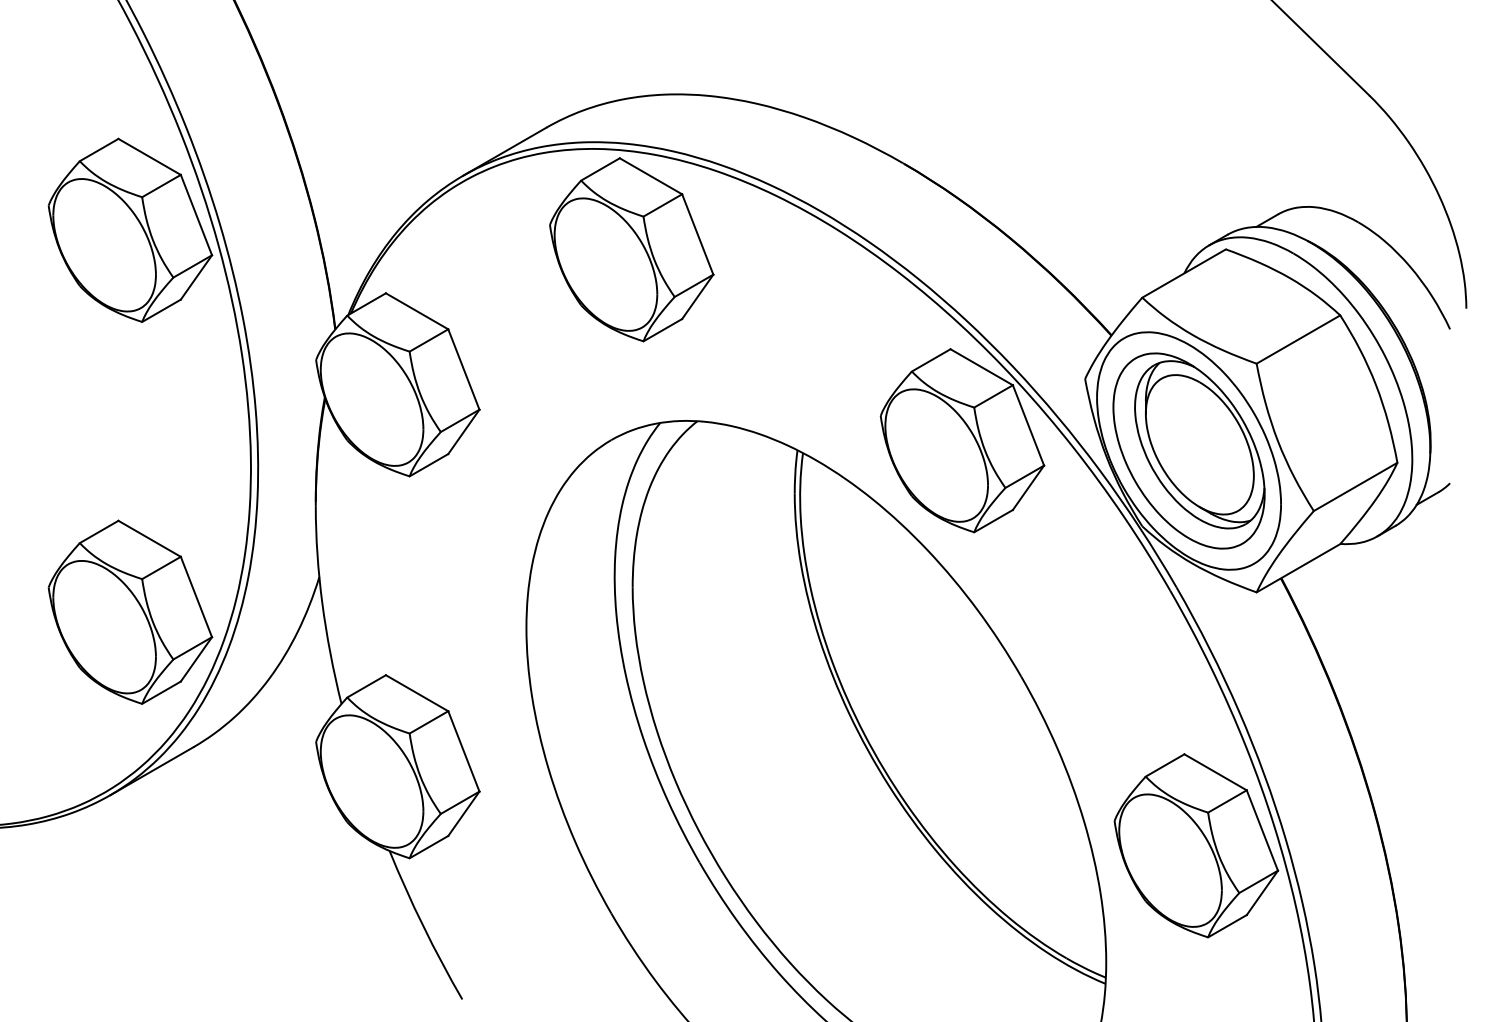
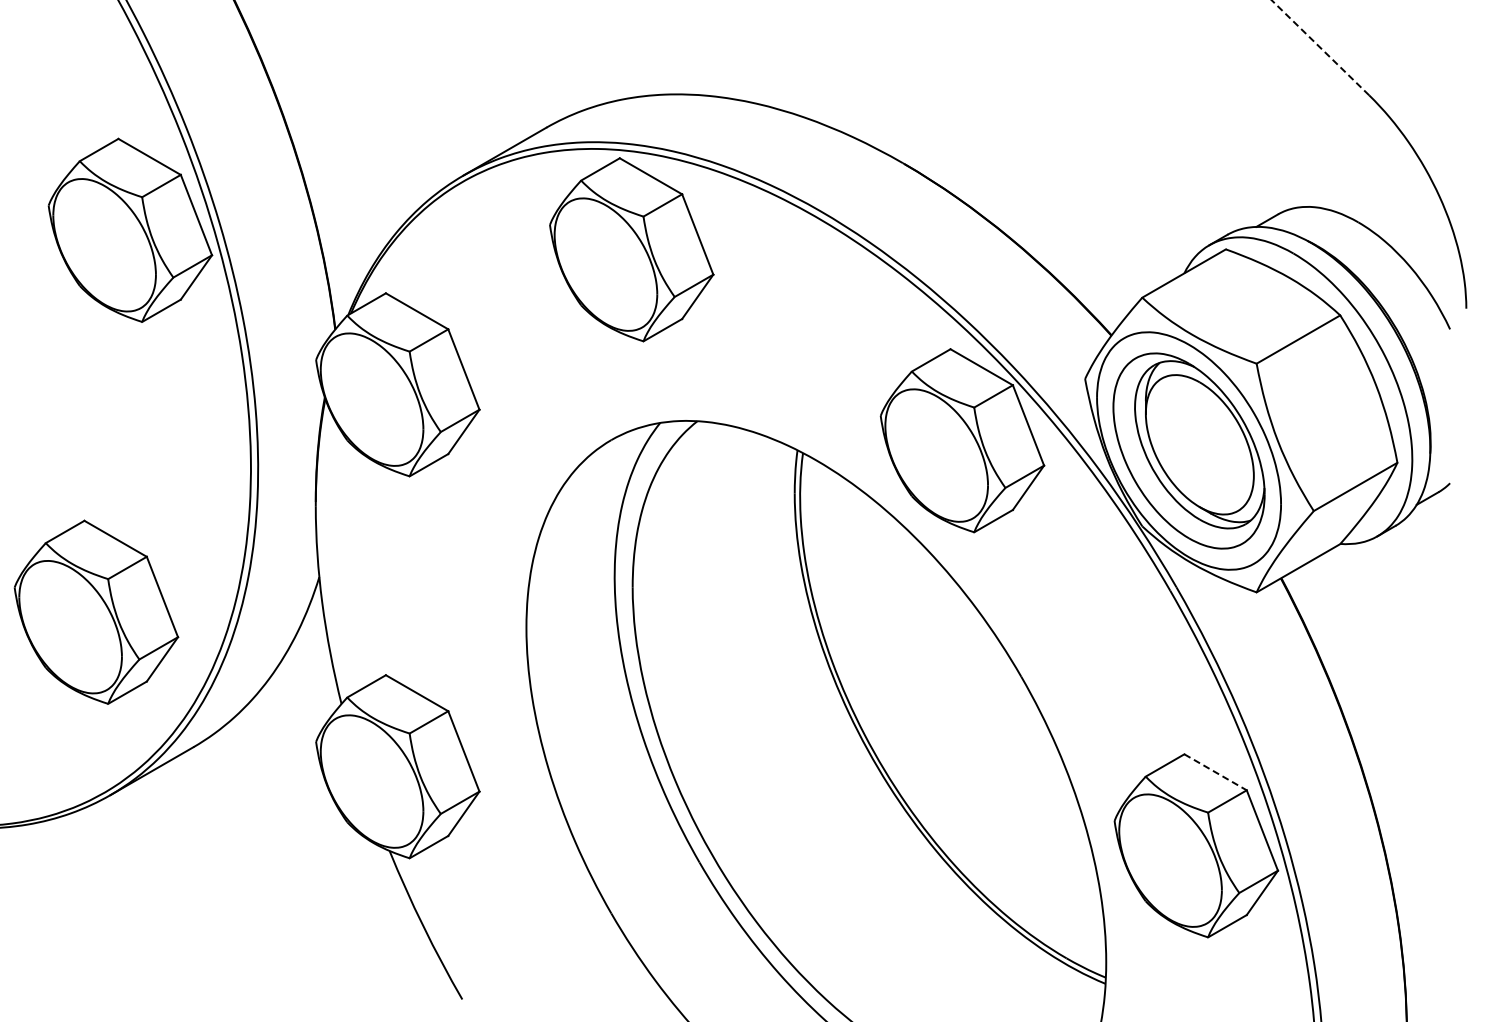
line: solid -> dashed (1320, 47)
part position: (130, 611) -> (96, 611) (96, 611)
line: solid -> dashed (1216, 772)
